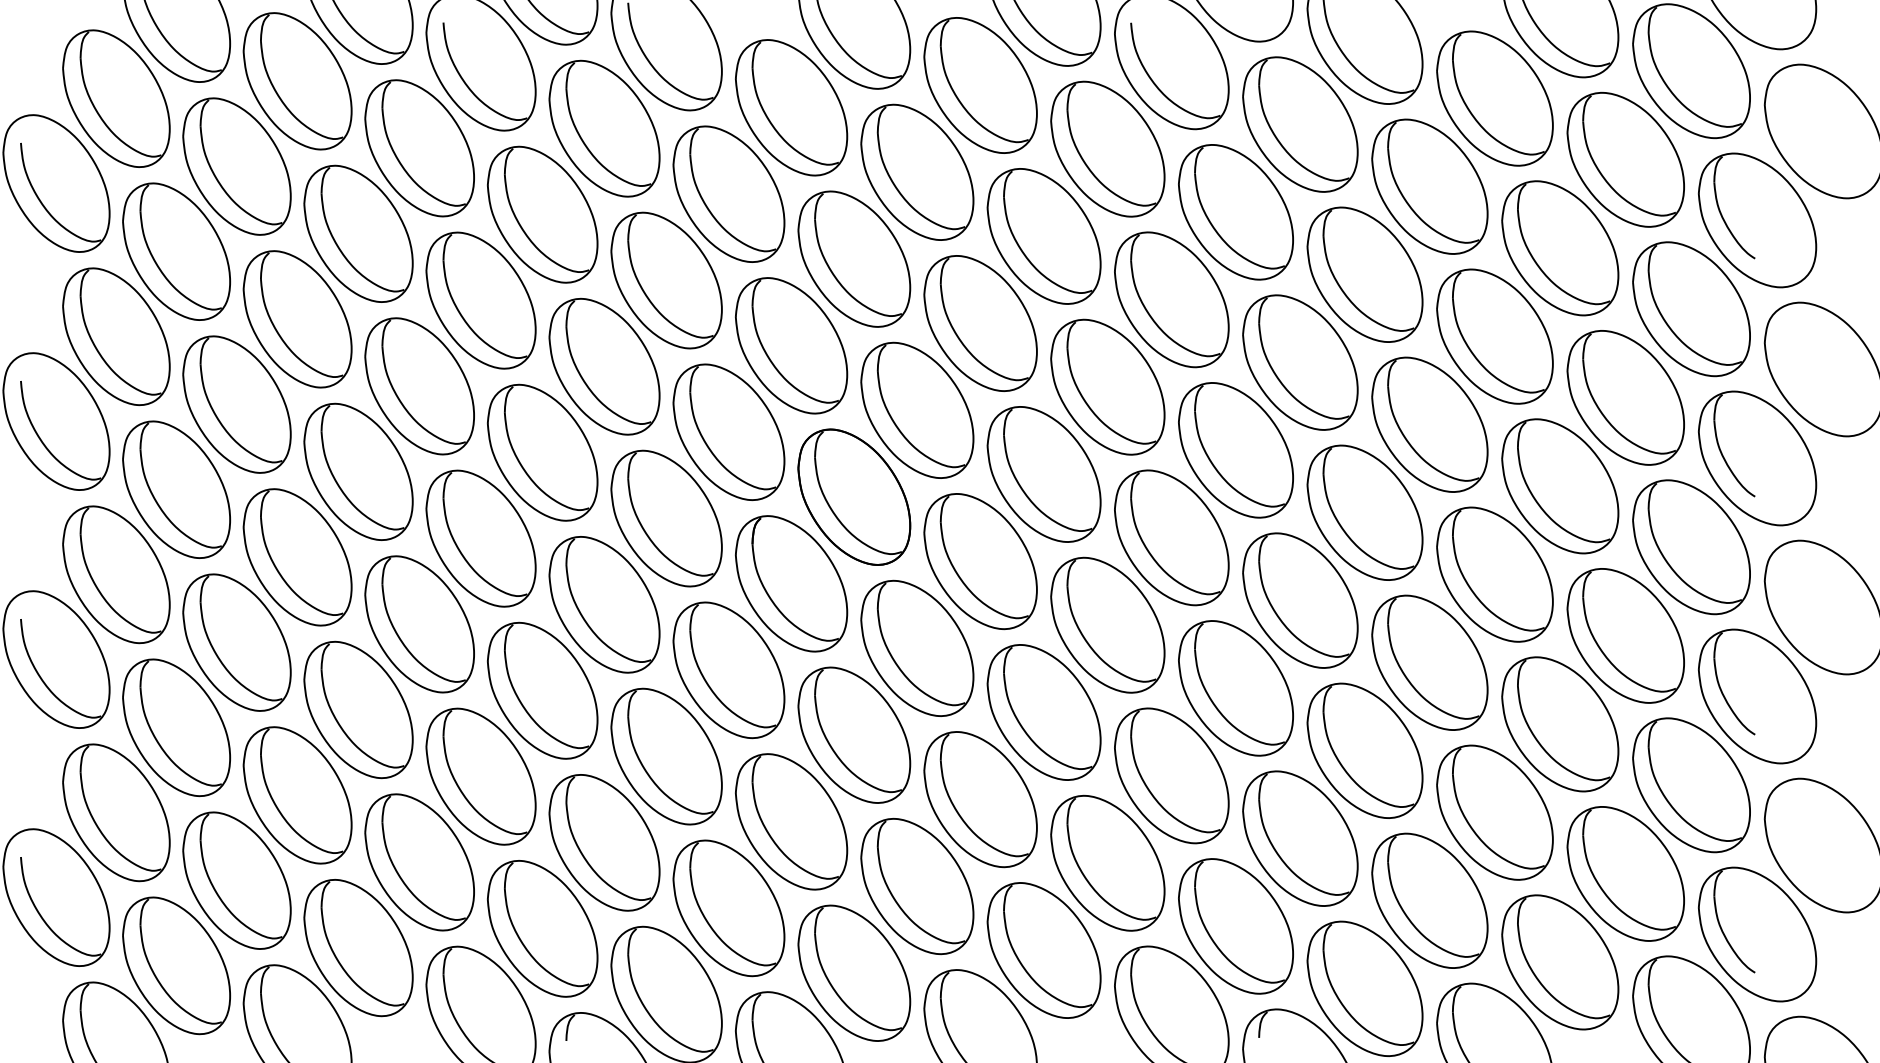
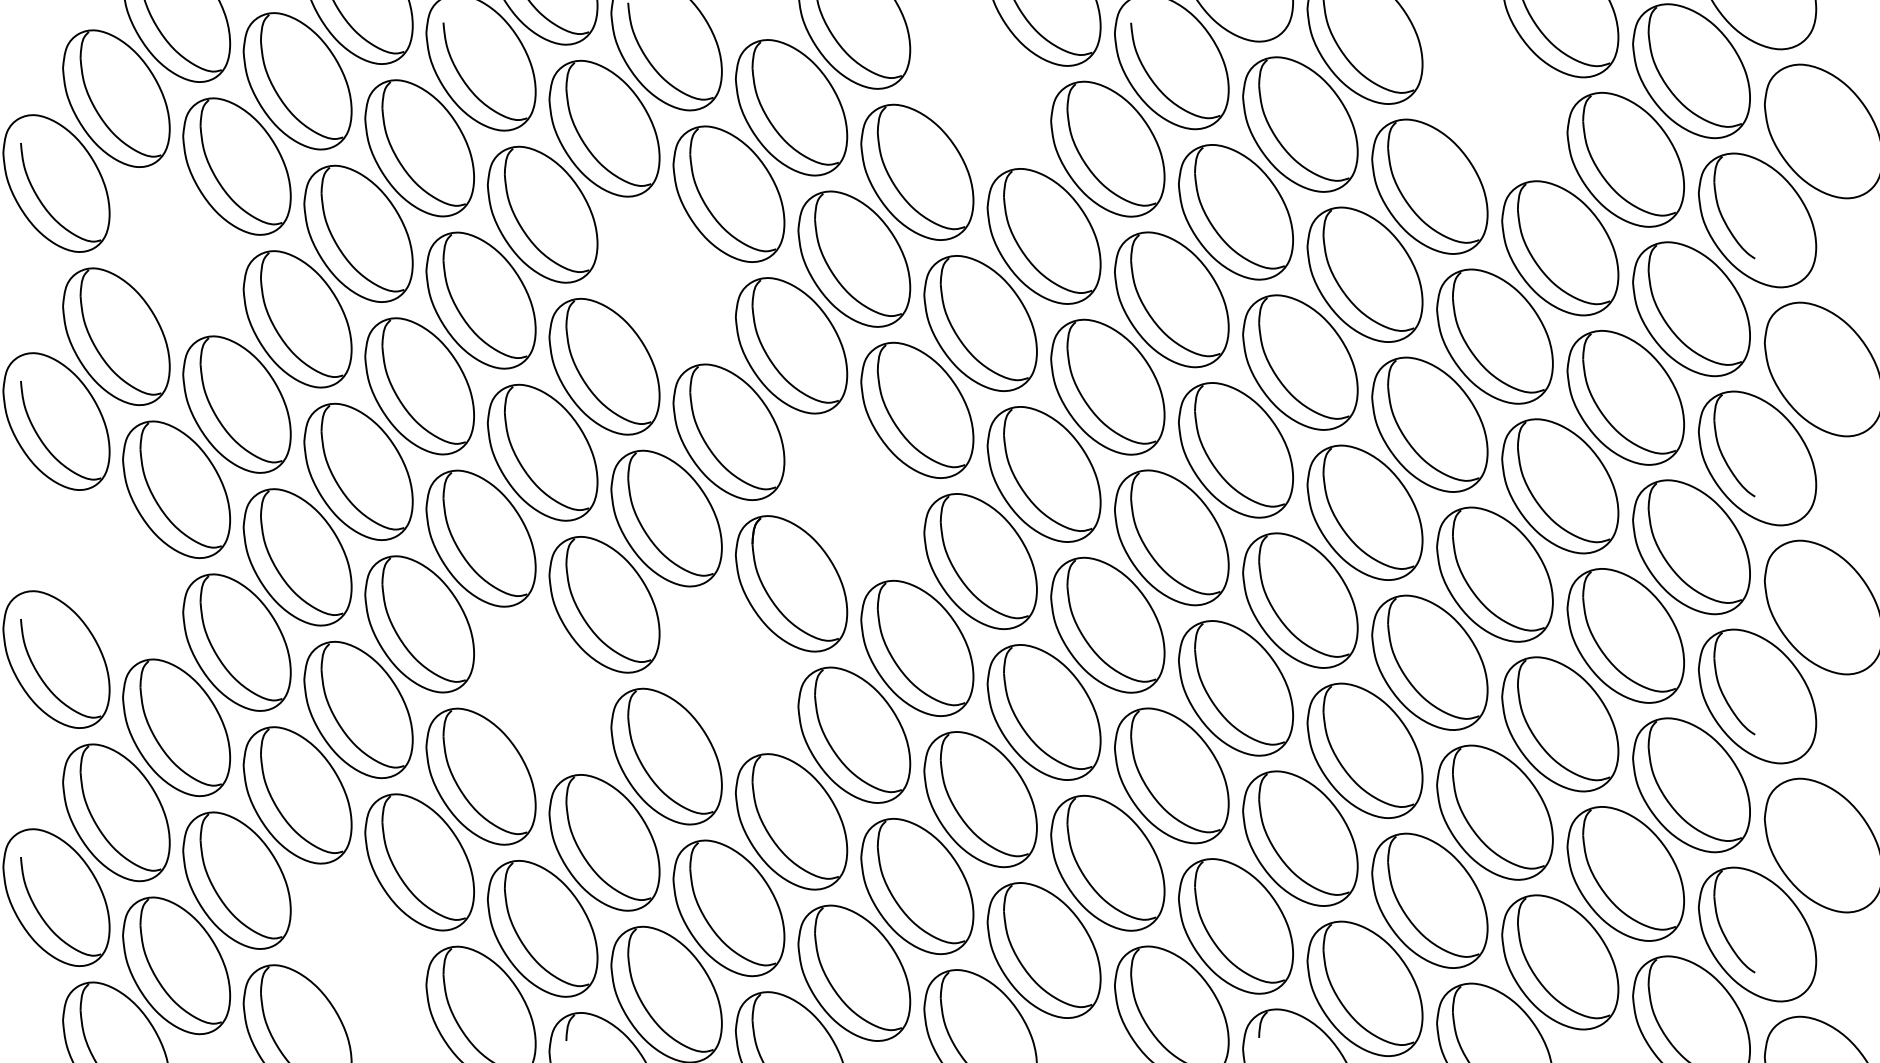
part: present -> none (980, 85)
part: present -> none (1494, 98)
part: present -> none (176, 251)
part: present -> none (666, 280)
part: present -> none (854, 496)
part: present -> none (116, 574)
part: present -> none (728, 670)
part: present -> none (542, 690)
part: present -> none (358, 948)
